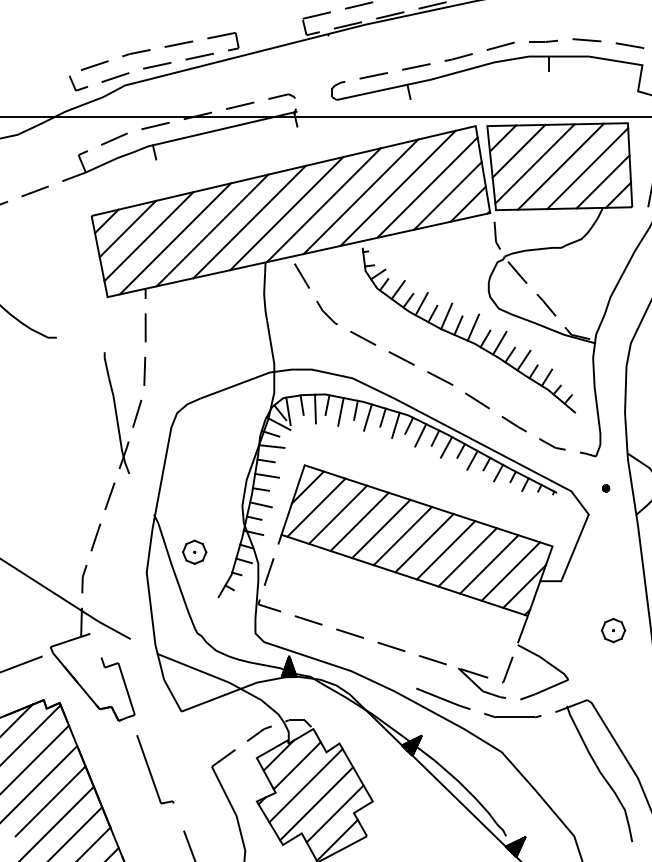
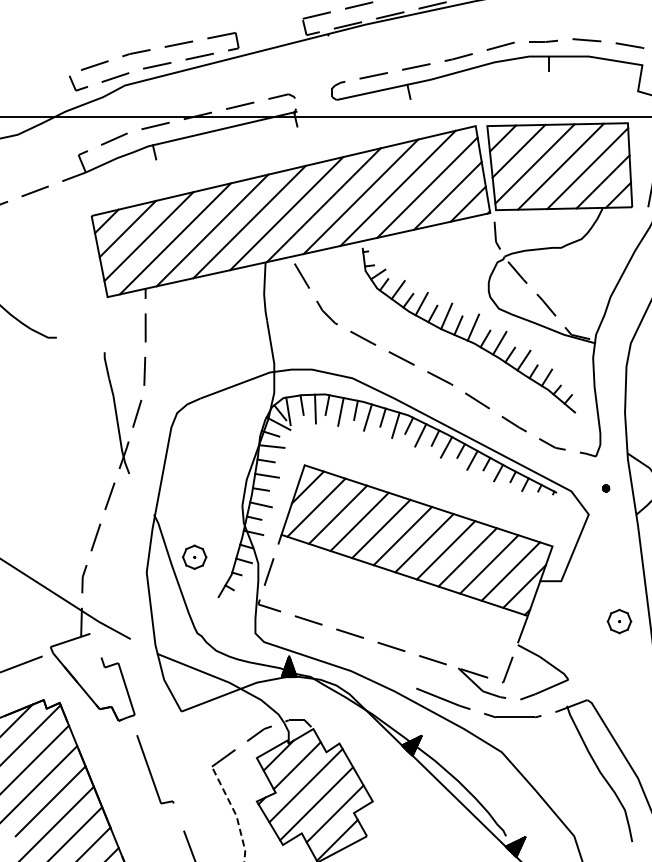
part position: (194, 551) -> (194, 556) (194, 556)
part position: (613, 630) -> (619, 621) (619, 621)
line: solid -> dashed (234, 812)
